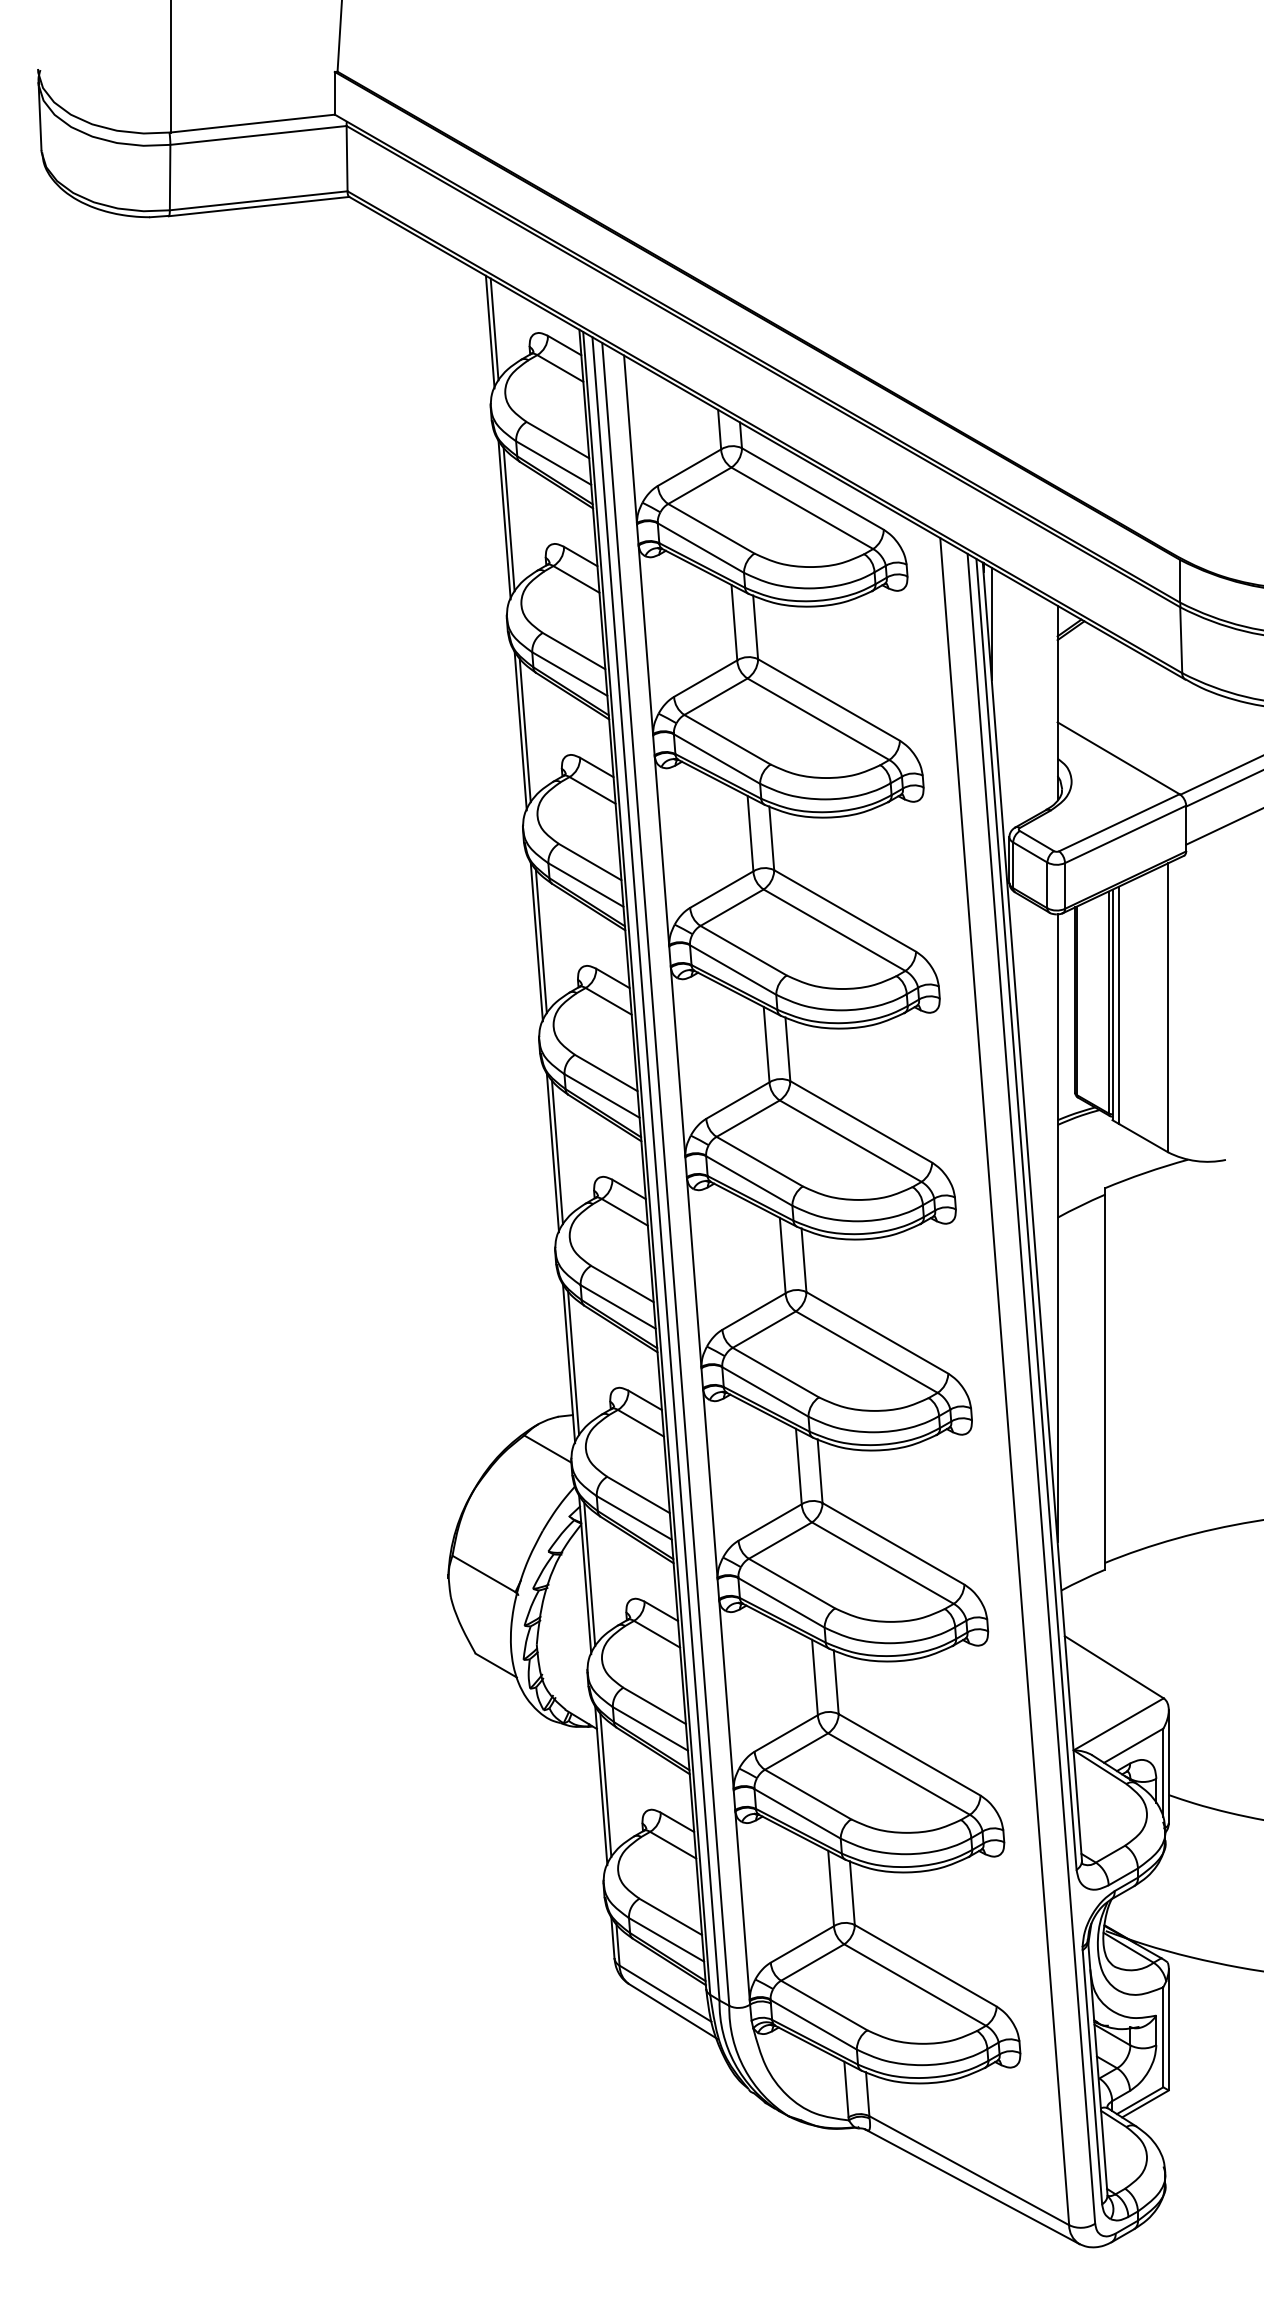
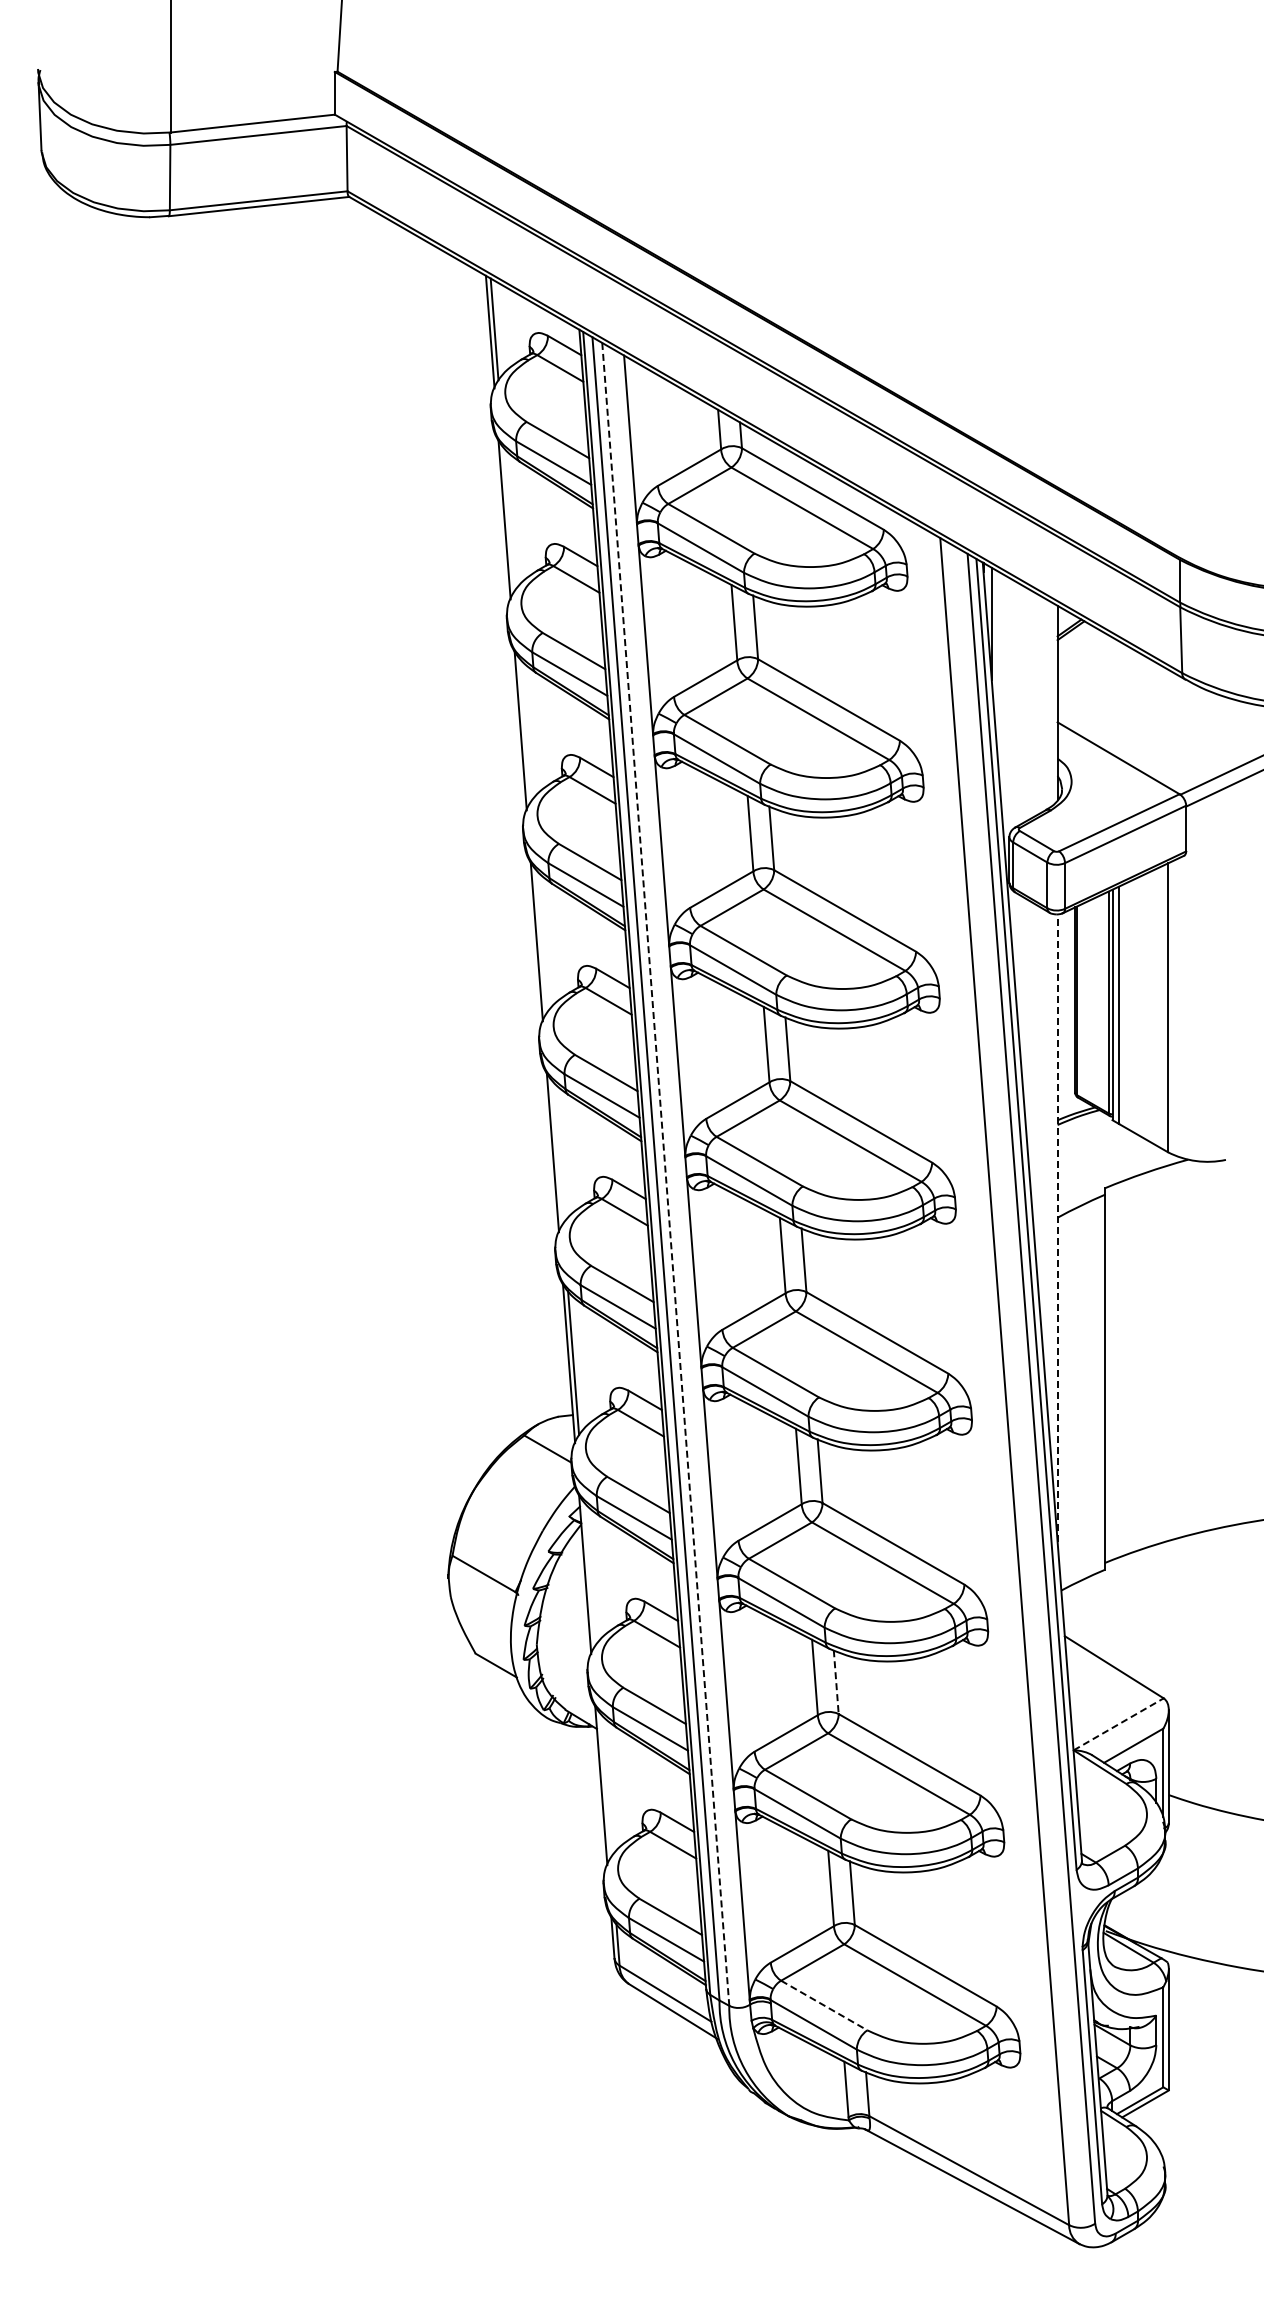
line: present -> none (508, 519)
line: present -> none (524, 730)
line: present -> none (1223, 826)
line: present -> none (540, 941)
line: present -> none (556, 1152)
line: solid -> dashed (665, 1174)
line: solid -> dashed (1057, 1228)
line: present -> none (589, 1574)
line: solid -> dashed (836, 1682)
line: solid -> dashed (1118, 1724)
line: present -> none (605, 1785)
line: solid -> dashed (824, 2005)
